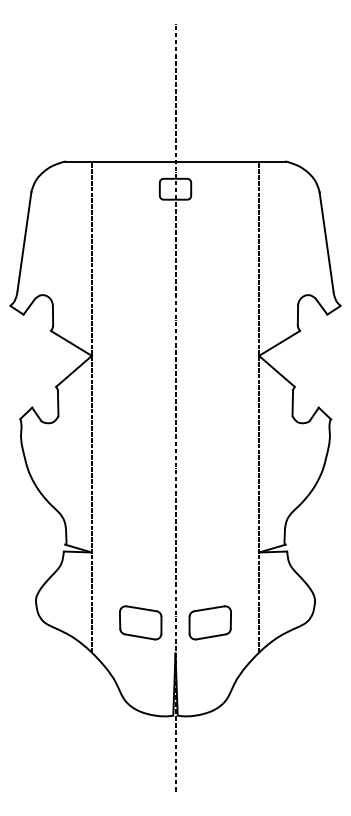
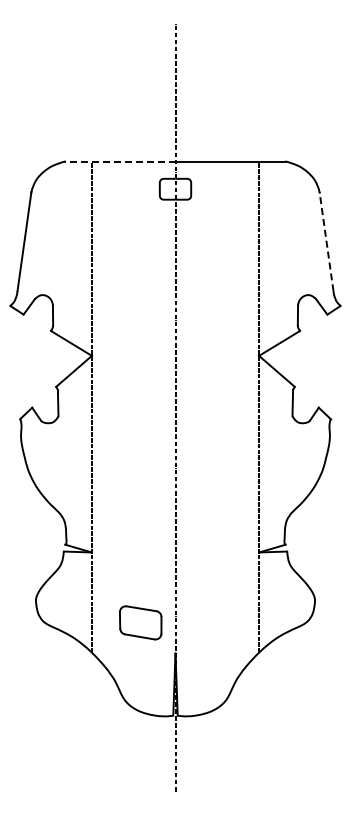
line: solid -> dashed (119, 161)
line: solid -> dashed (326, 241)
part: present -> none (209, 622)
